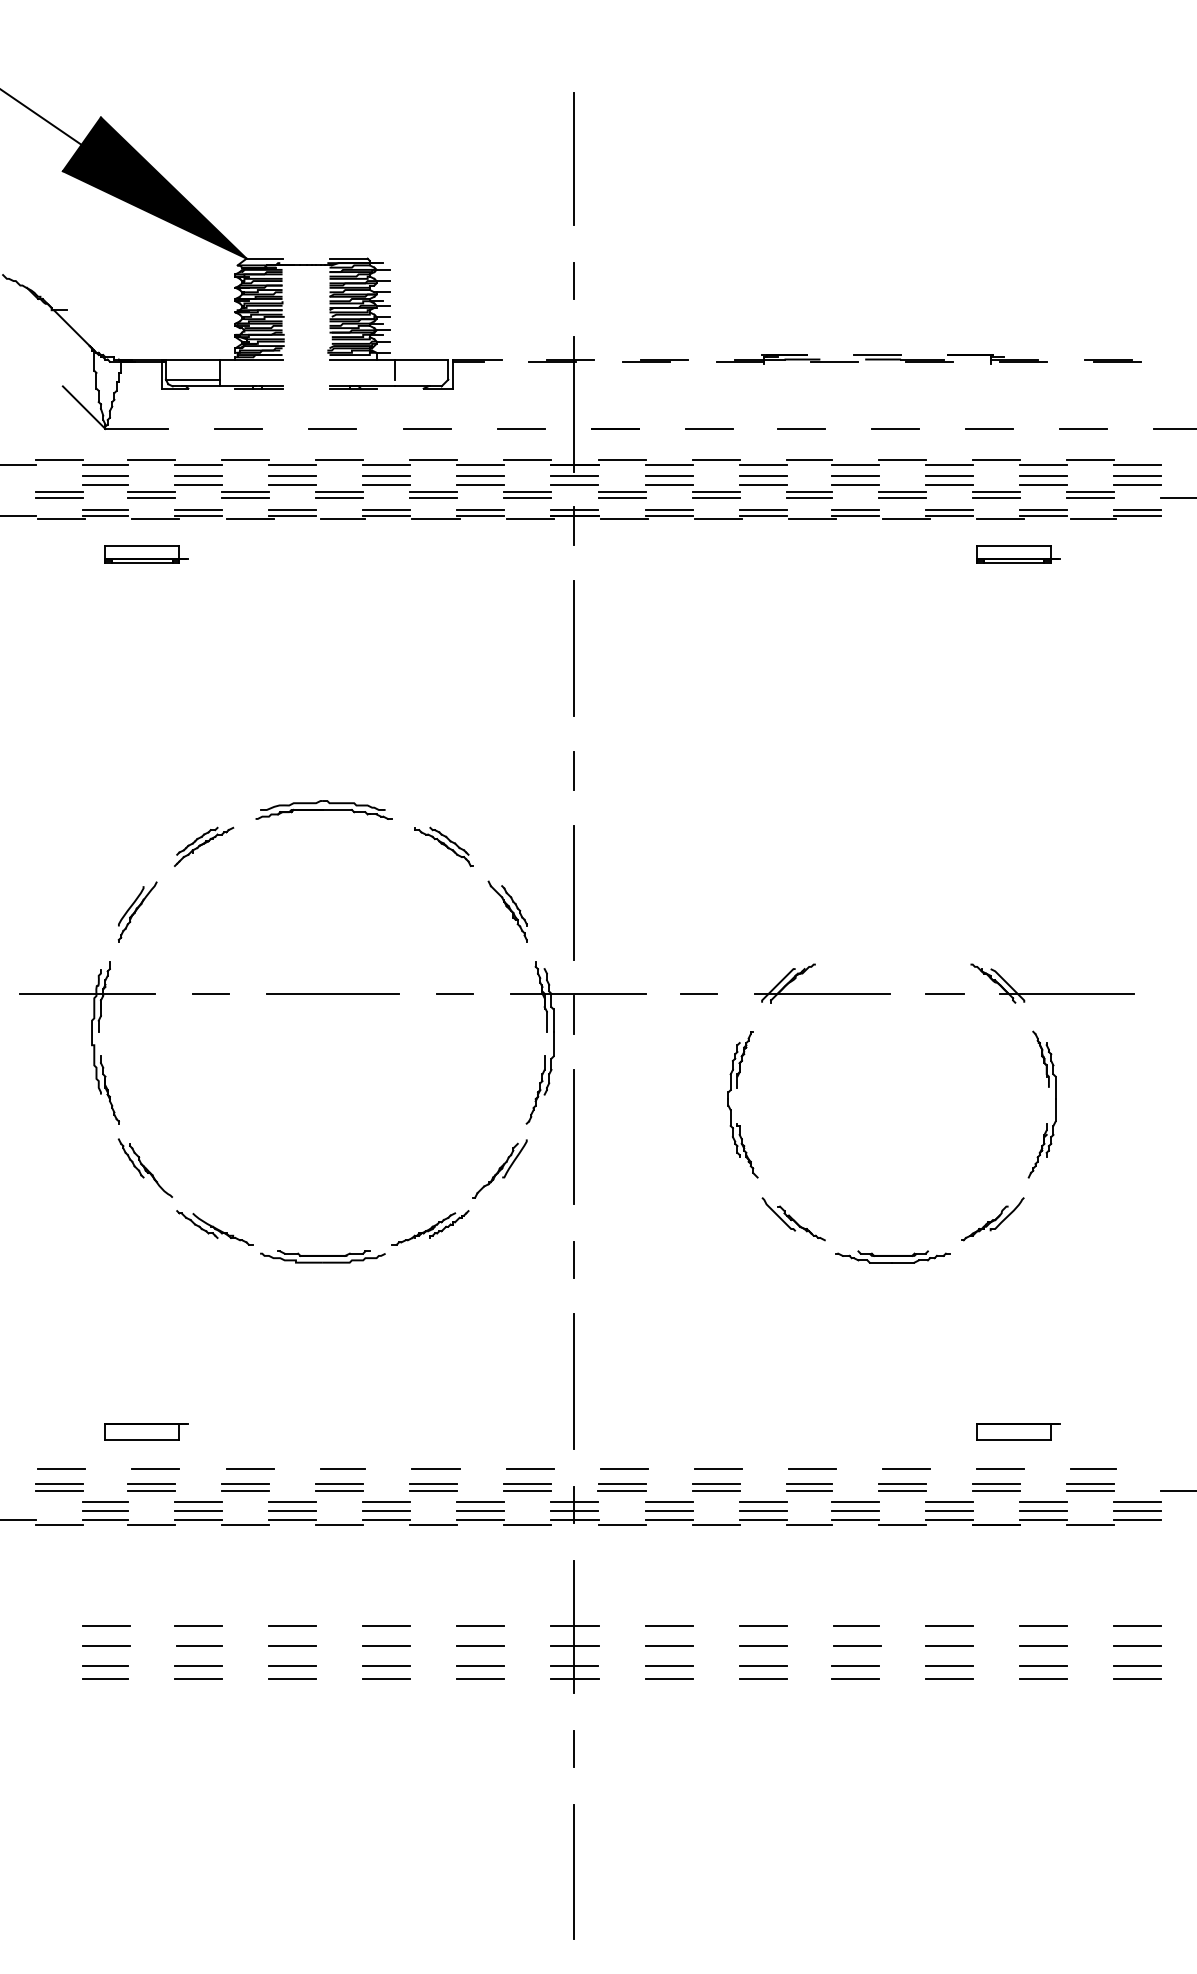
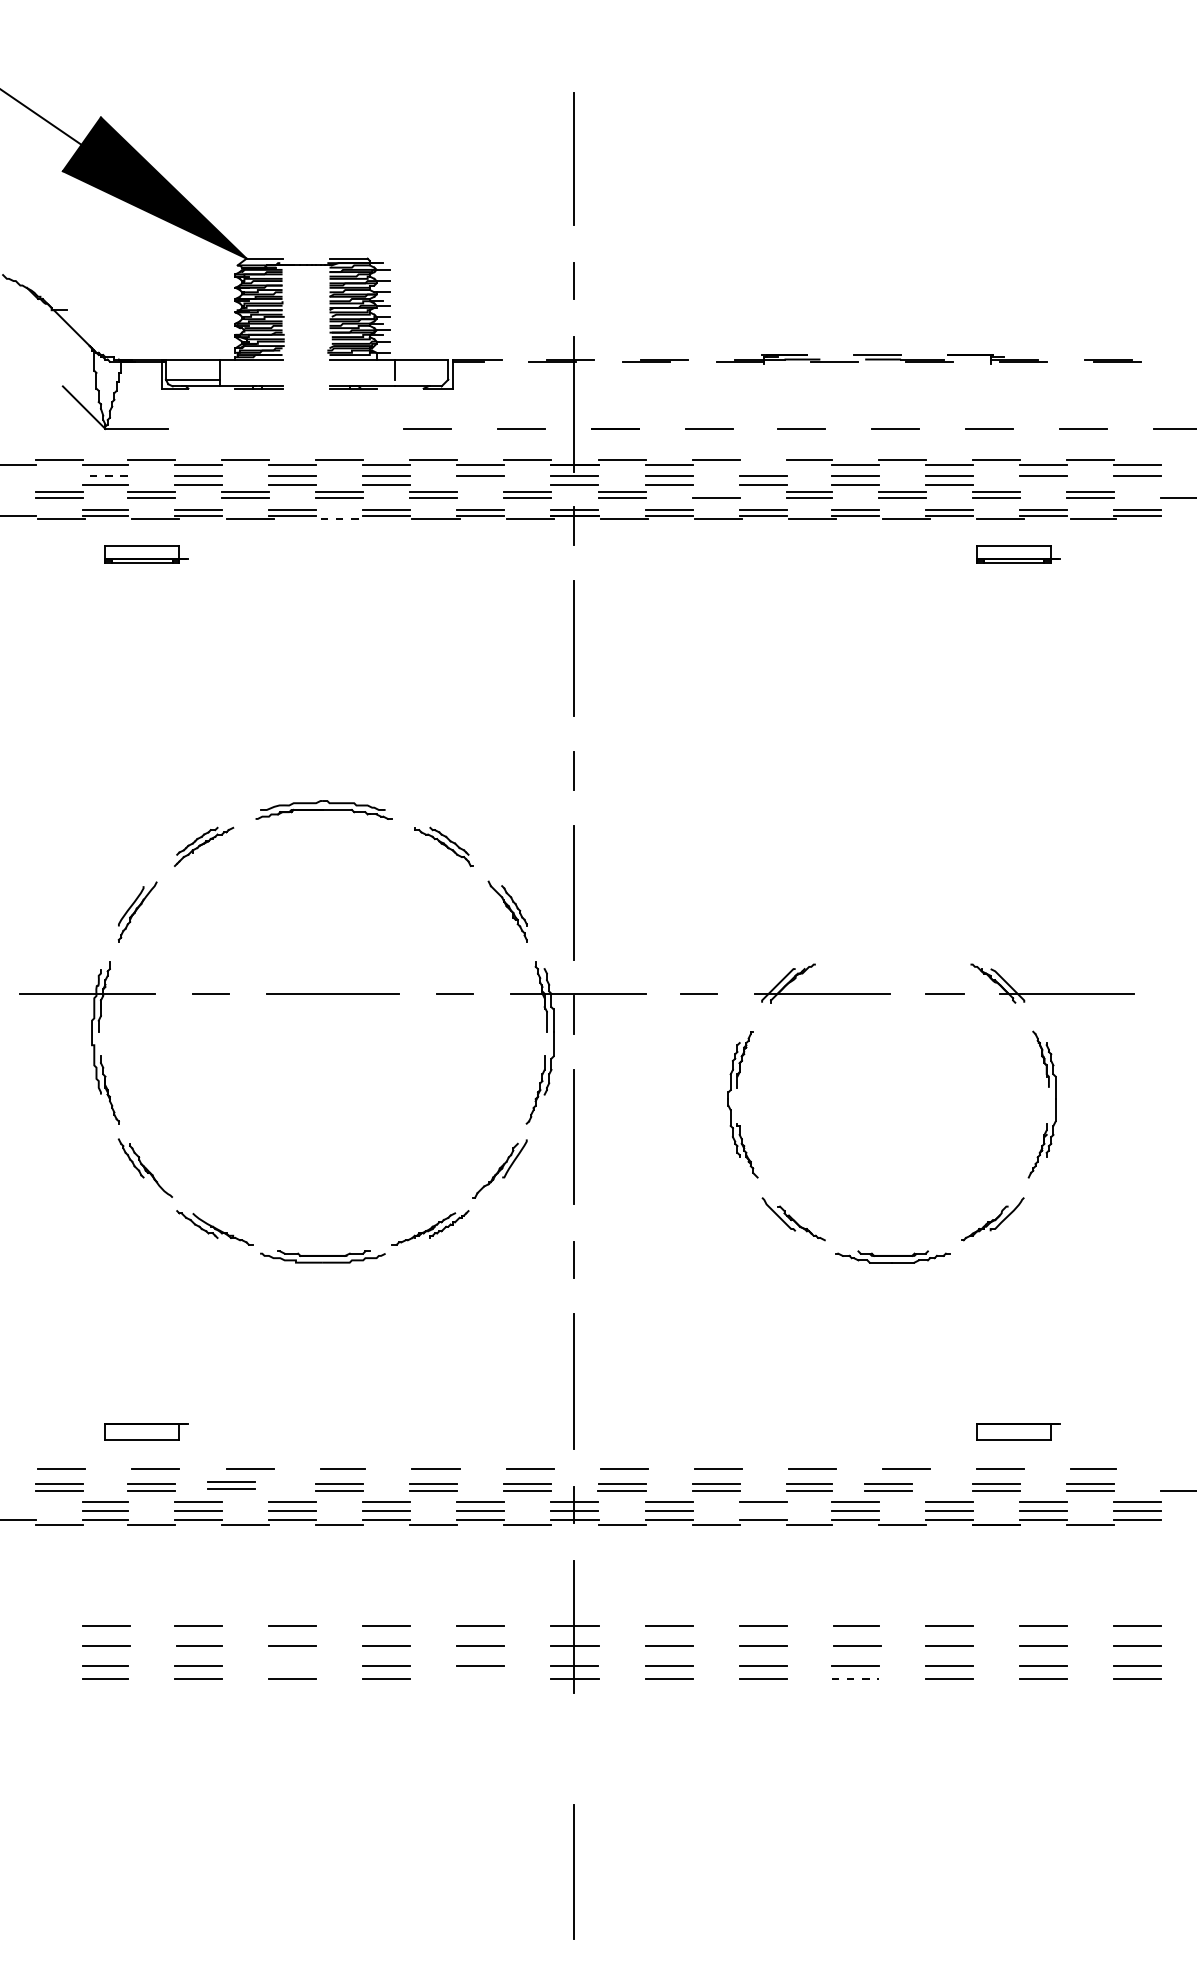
line: present -> none (238, 428)
line: present -> none (332, 428)
line: present -> none (762, 464)
line: solid -> dashed (104, 476)
line: present -> none (480, 485)
line: present -> none (1042, 485)
line: present -> none (1136, 485)
line: present -> none (715, 491)
line: solid -> dashed (343, 518)
part position: (245, 1487) -> (231, 1485) (231, 1485)
part position: (902, 1487) -> (888, 1487) (888, 1487)
line: present -> none (762, 1511)
line: present -> none (292, 1666)
line: present -> none (480, 1678)
line: solid -> dashed (855, 1679)
line: present -> none (573, 1748)
